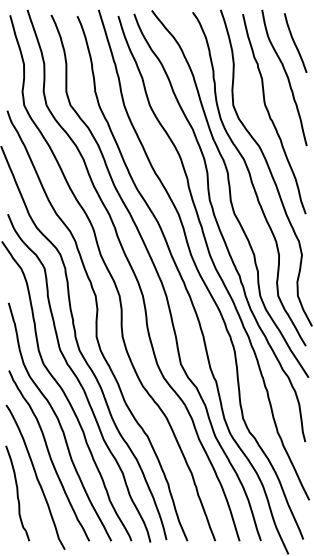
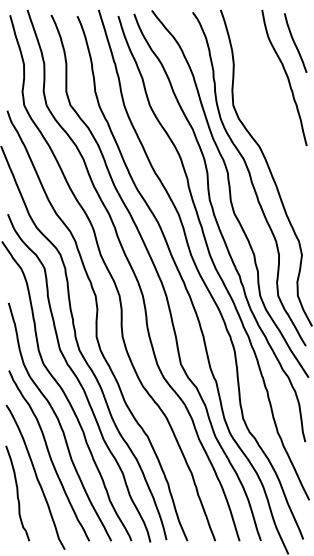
curve: present -> none (270, 115)
